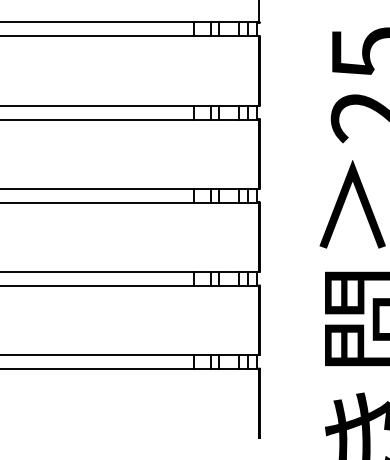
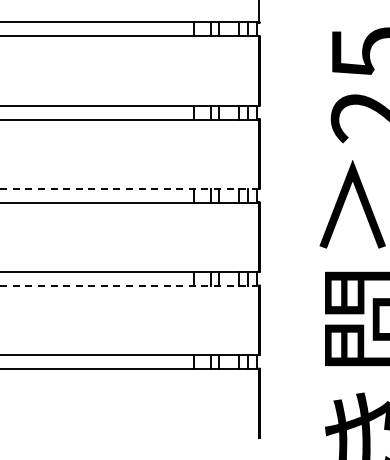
line: solid -> dashed (129, 188)
line: solid -> dashed (129, 285)
